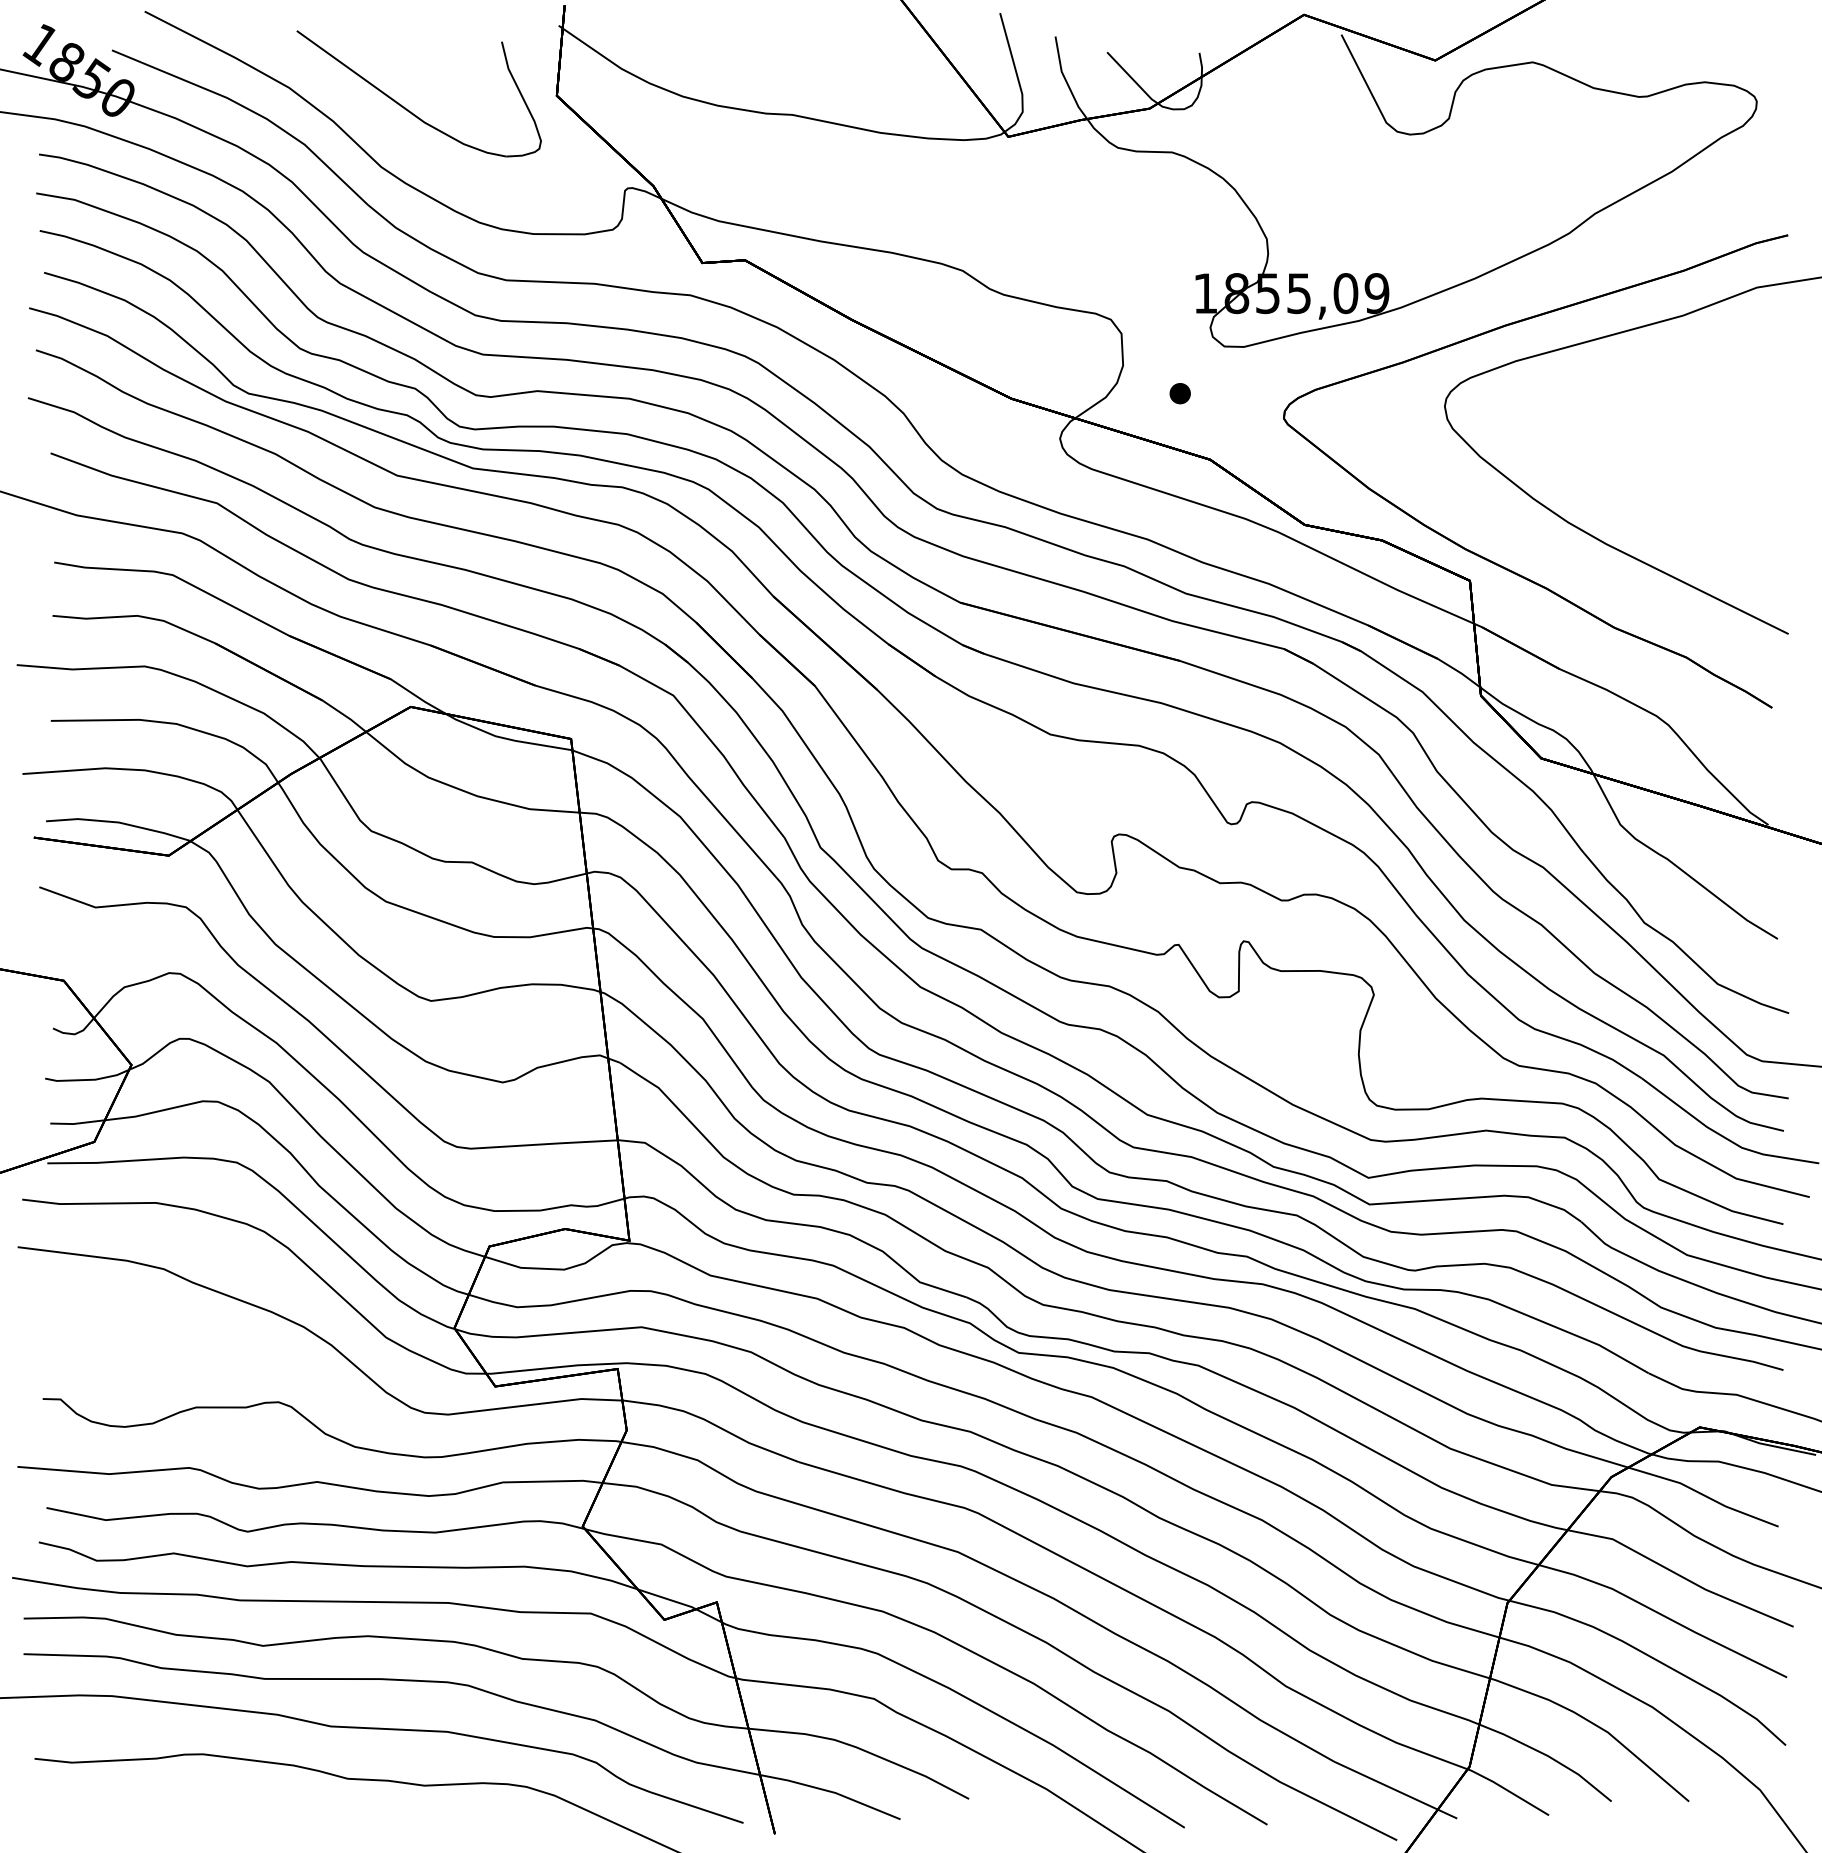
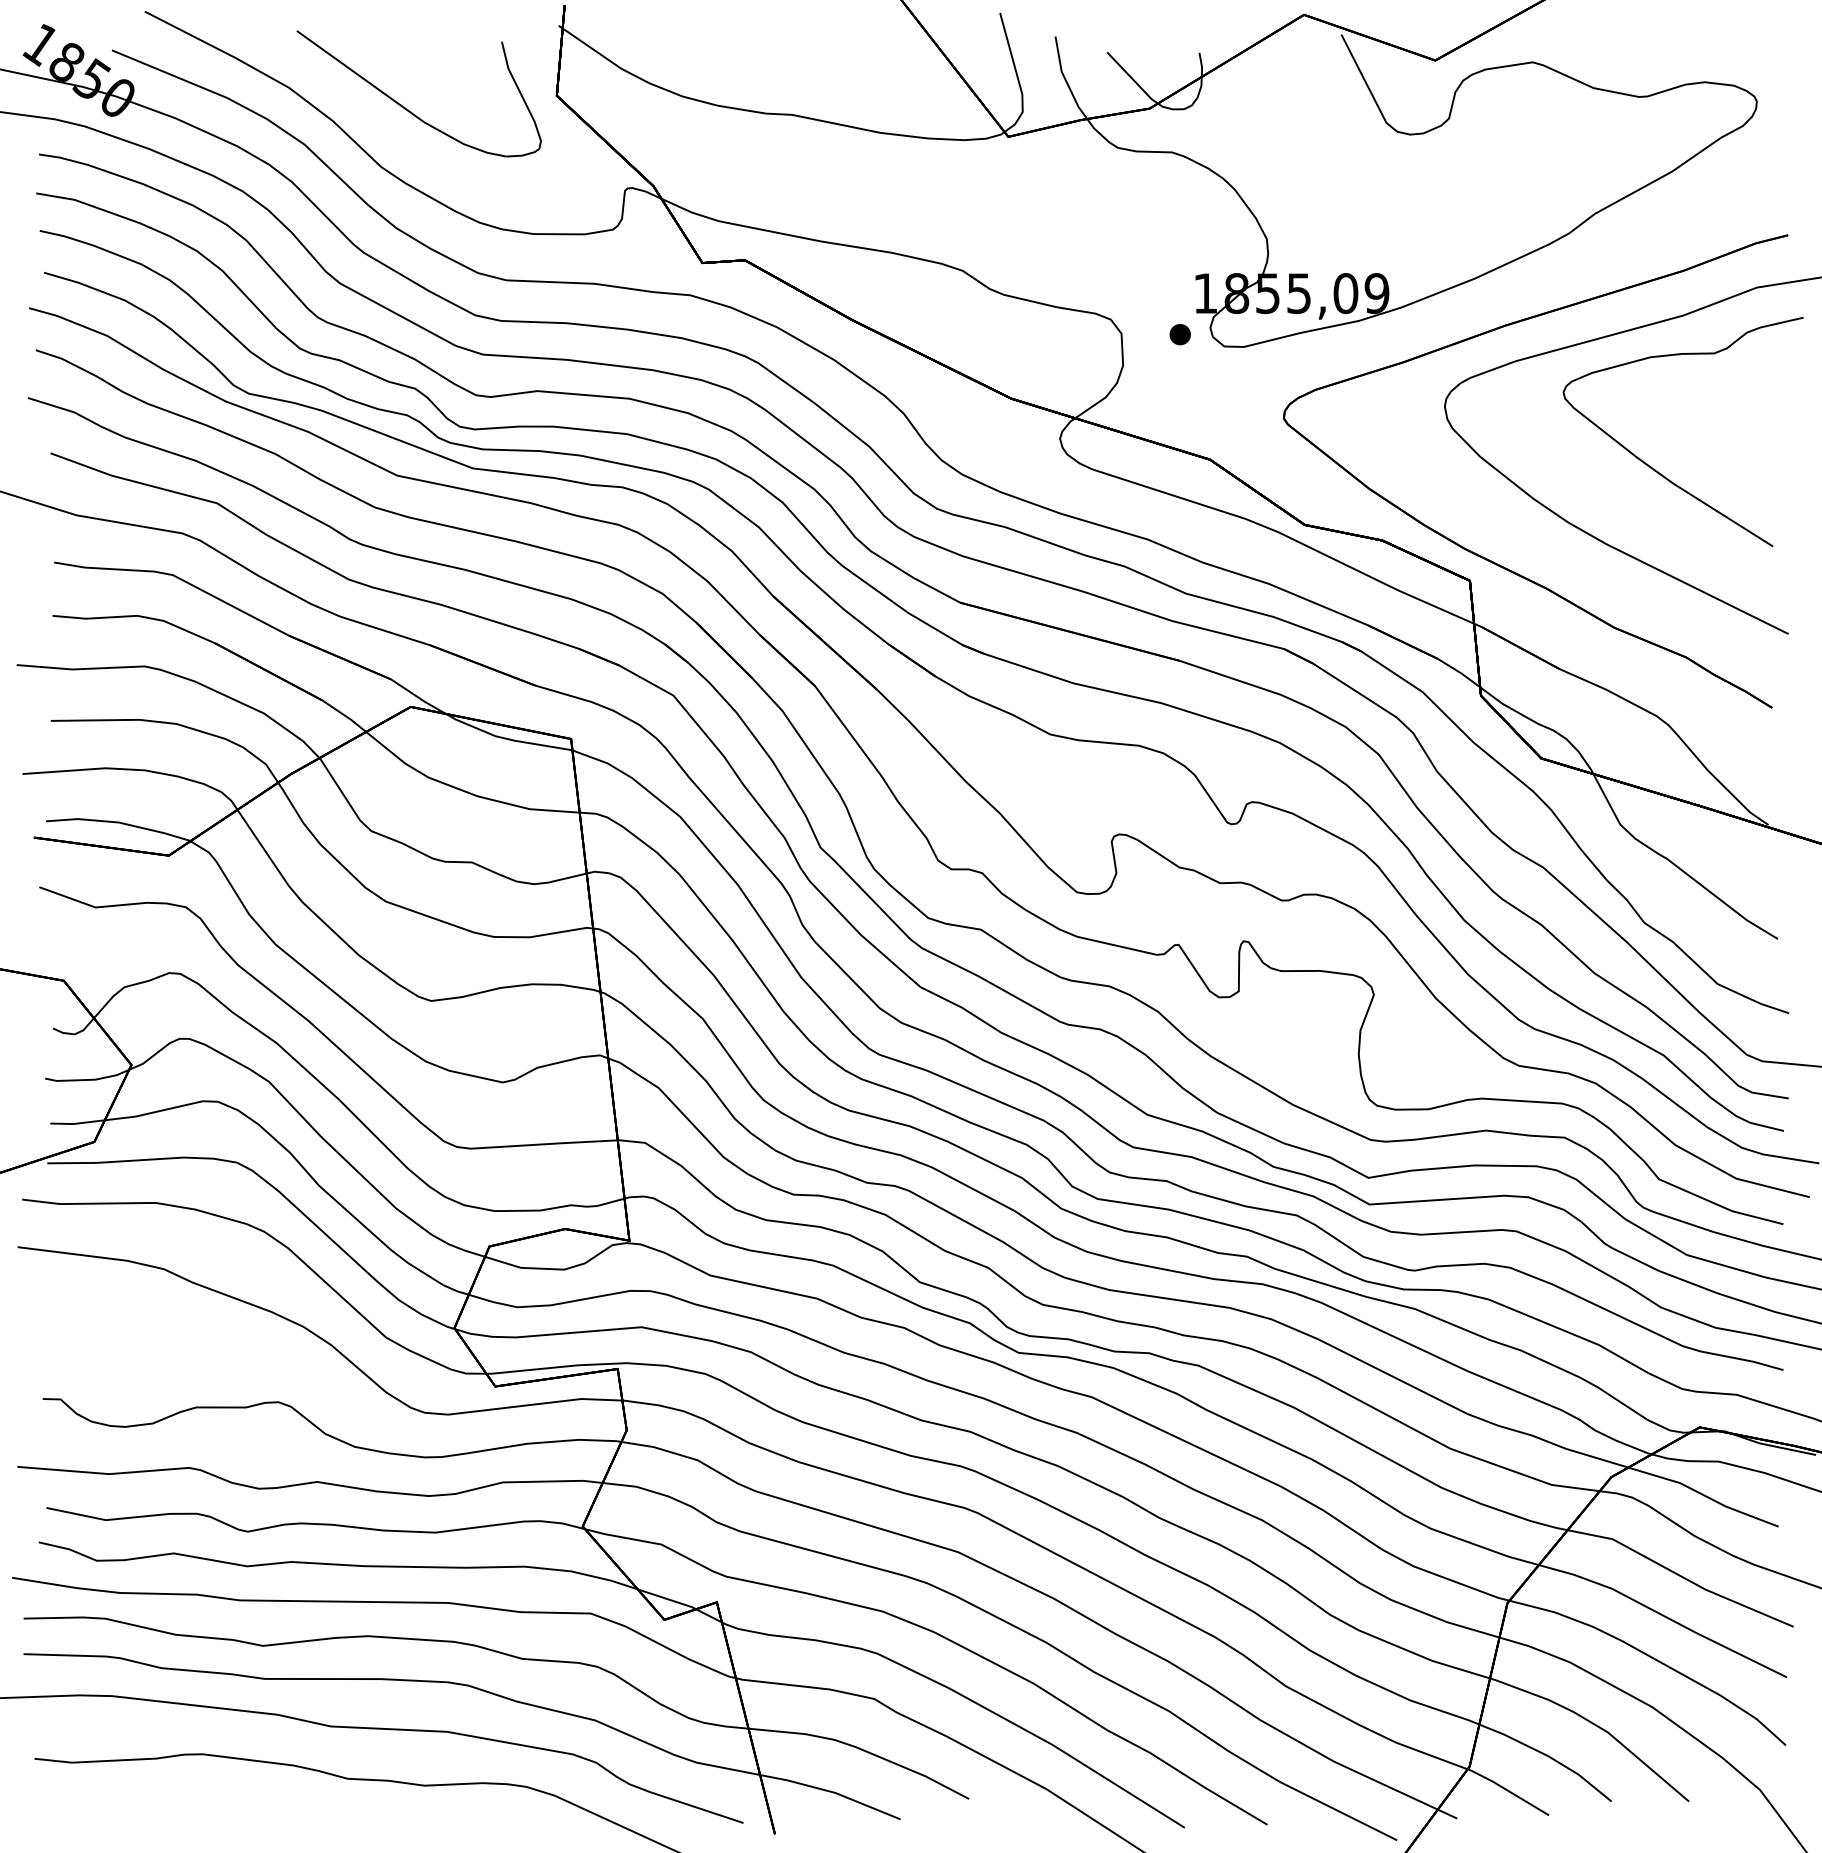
part position: (1179, 393) -> (1179, 334) (1179, 334)
curve: none -> present (1654, 468)
